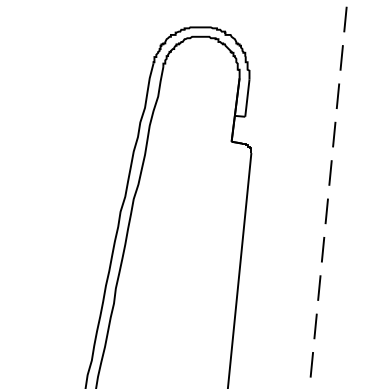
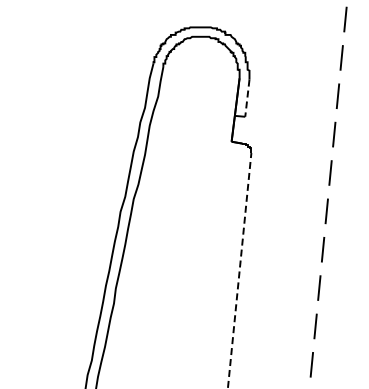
line: solid -> dashed (247, 98)
line: solid -> dashed (239, 270)
